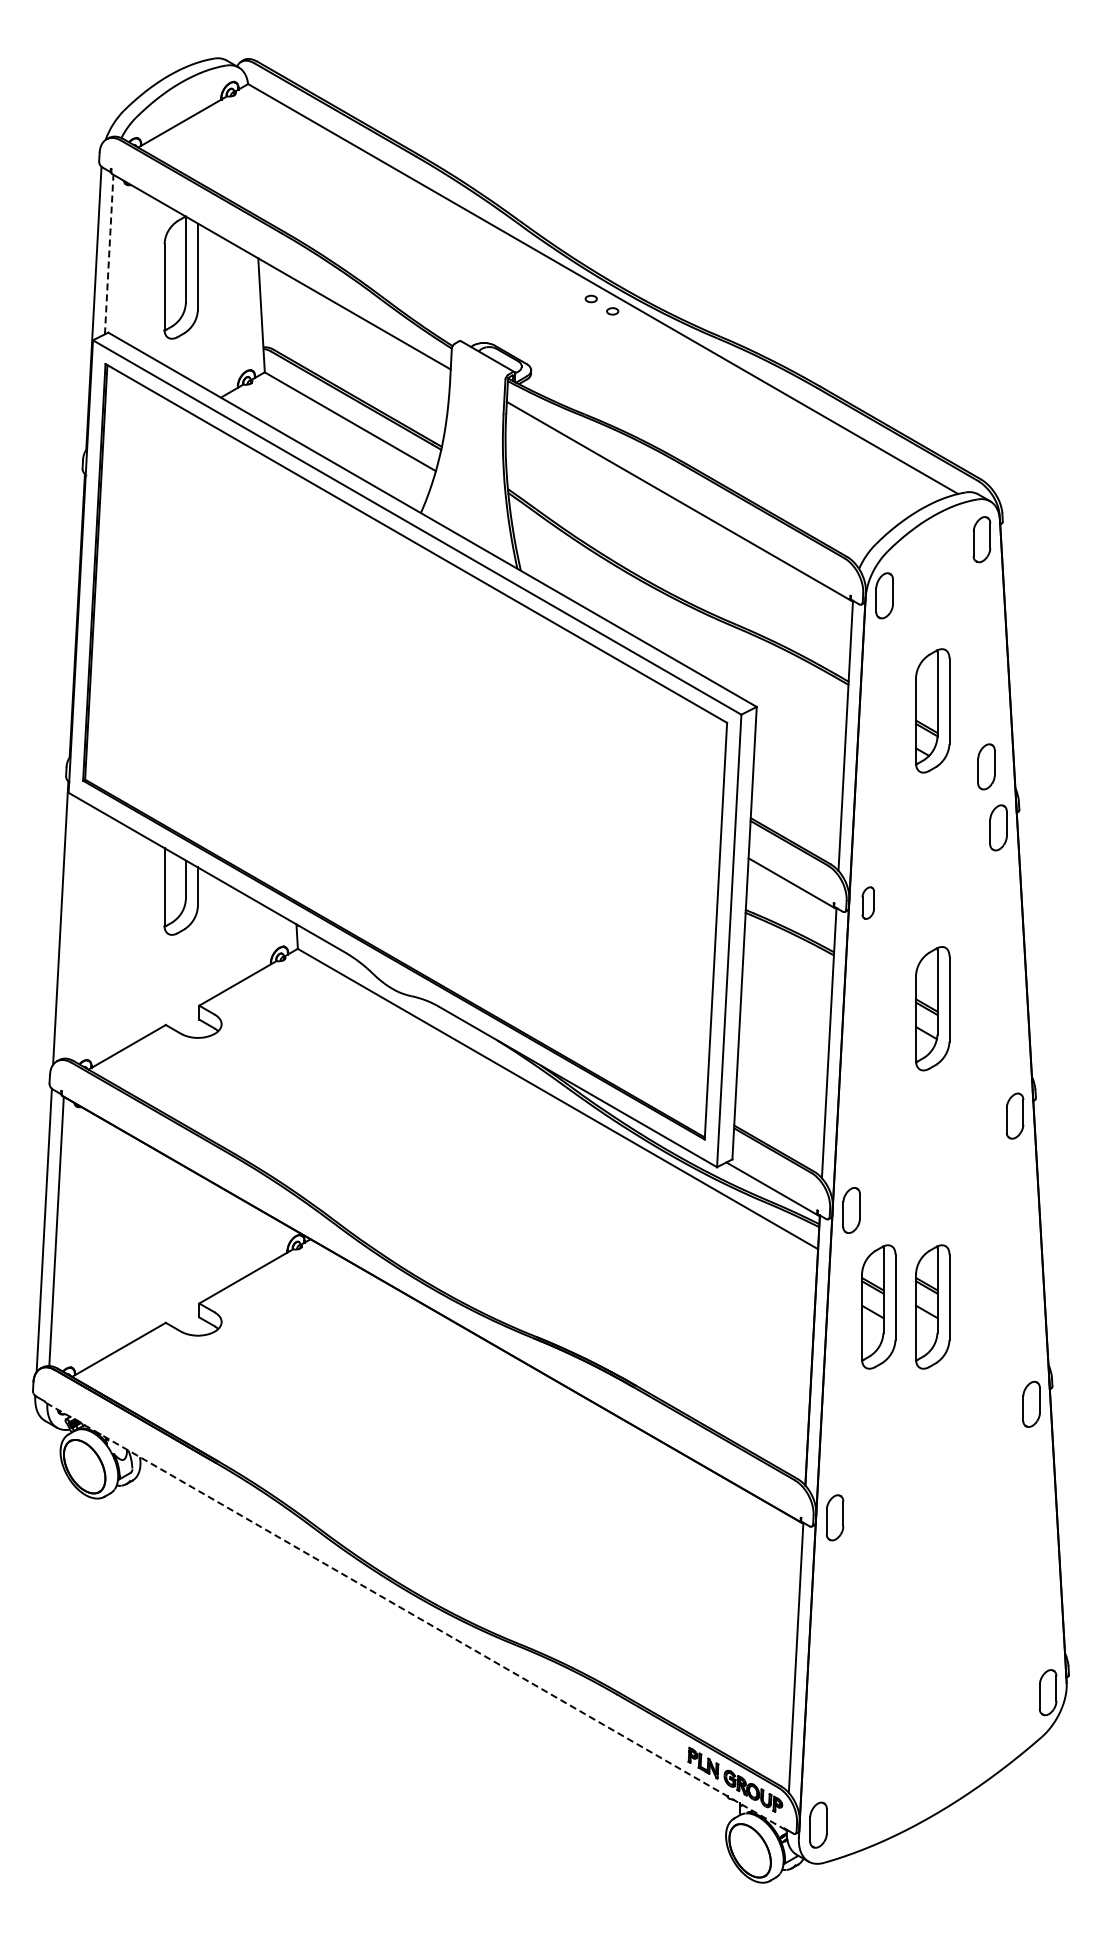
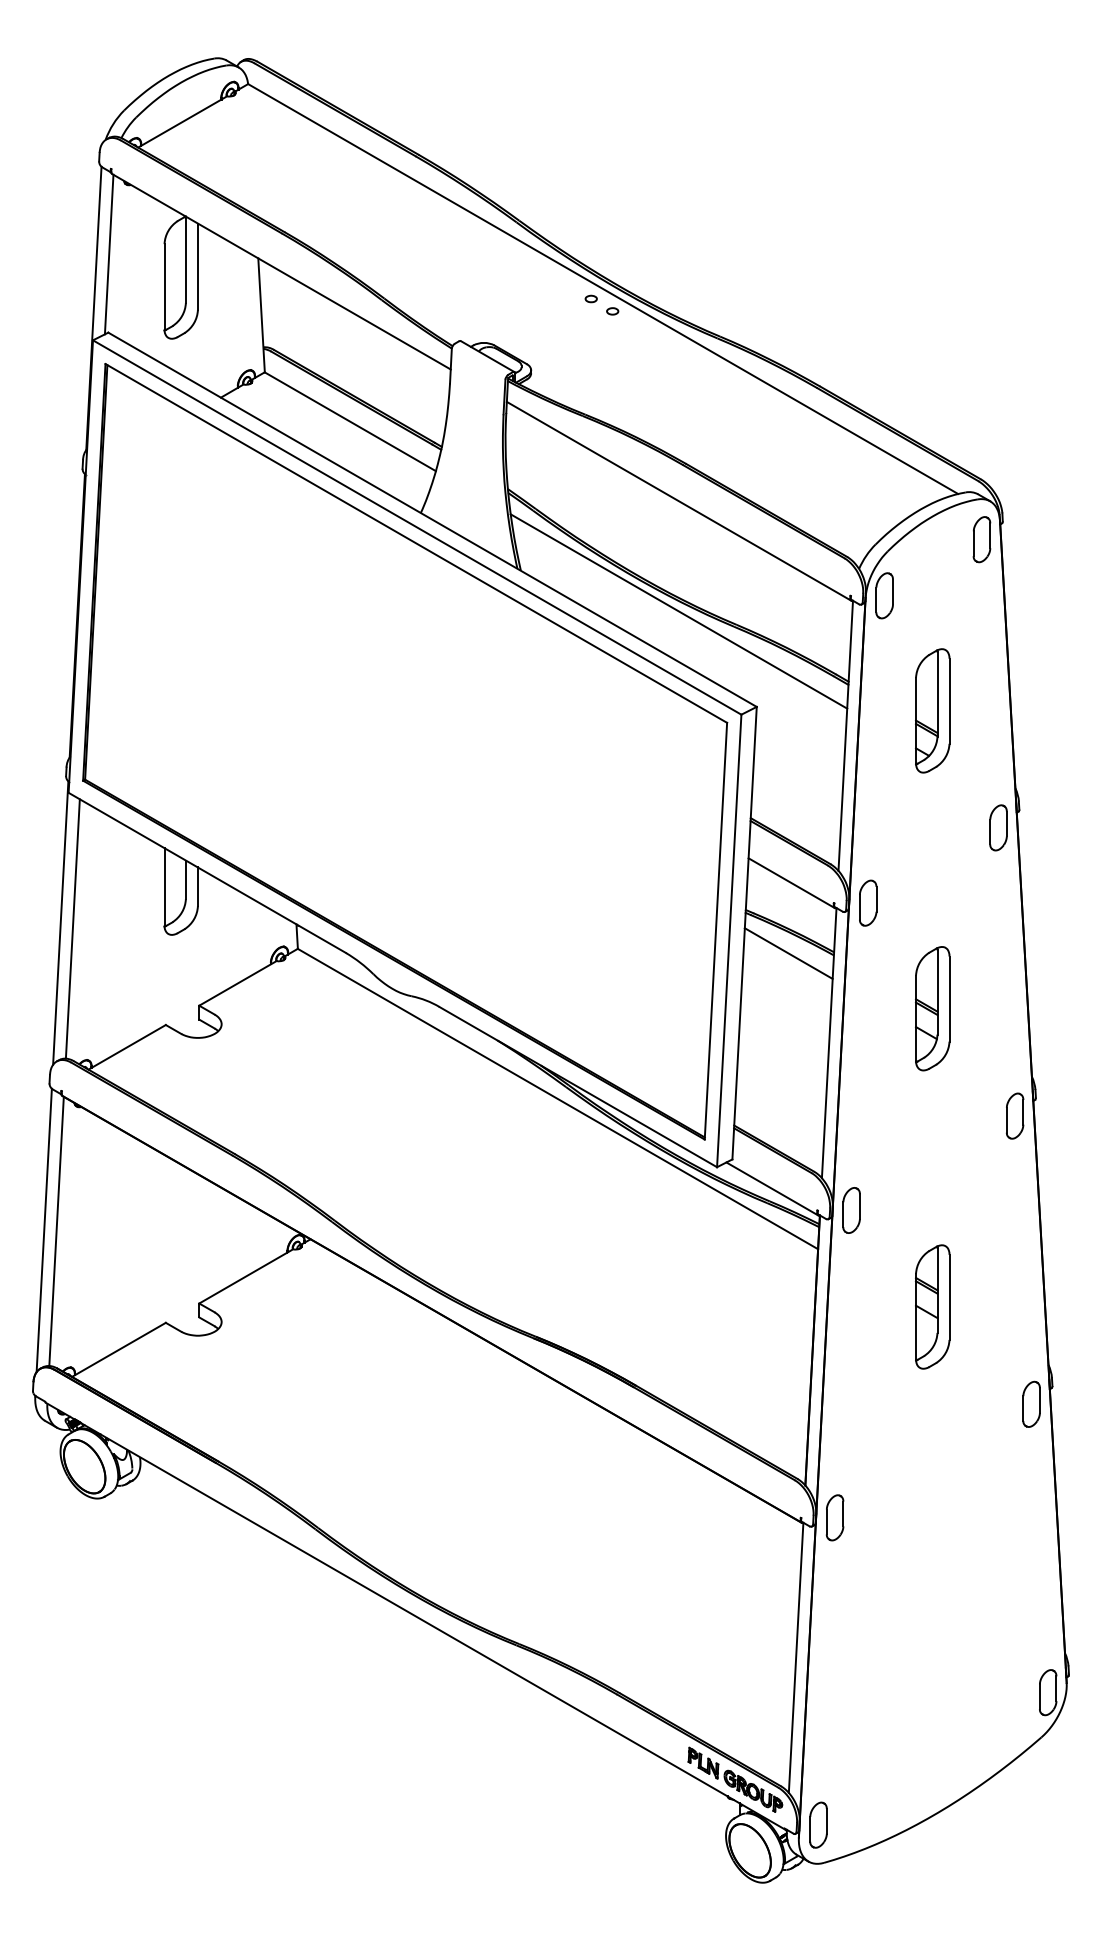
line: dashed -> solid (109, 254)
line: none -> present (678, 611)
part: present -> none (986, 766)
part size: 14x34 px -> 19x48 px (868, 902)
line: none -> present (72, 928)
line: none -> present (788, 953)
part: present -> none (878, 1306)
line: dashed -> solid (415, 1616)
